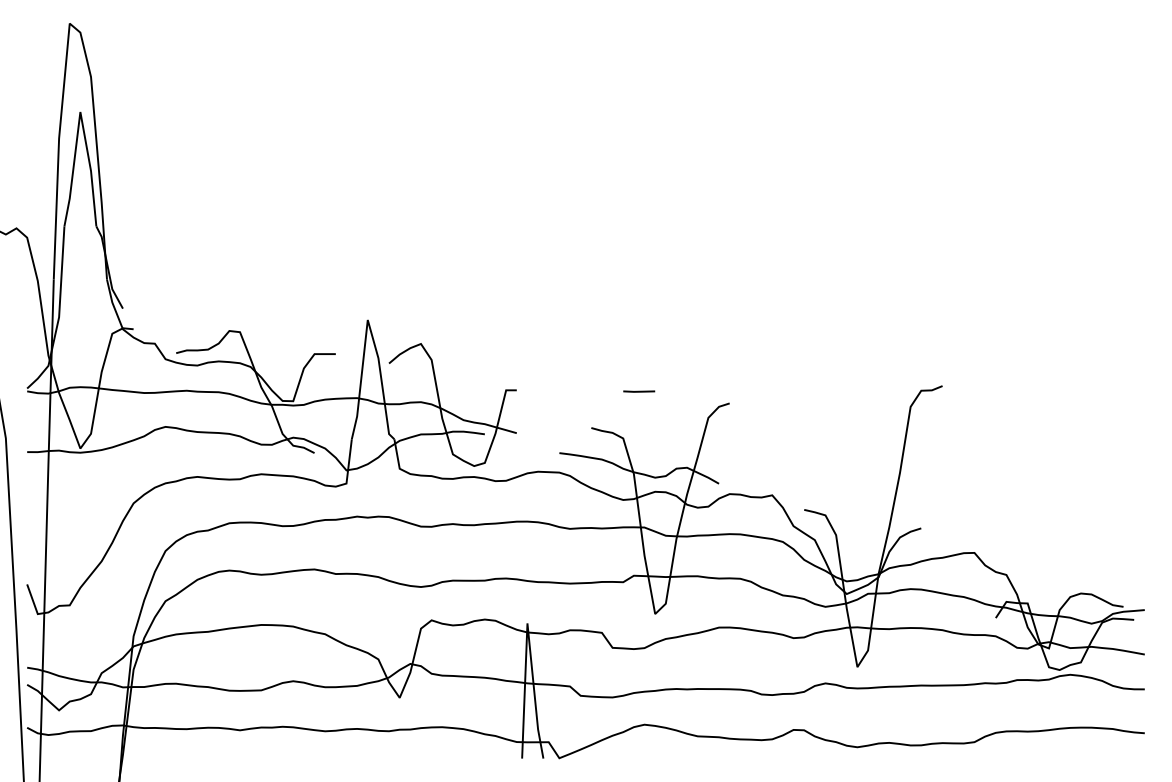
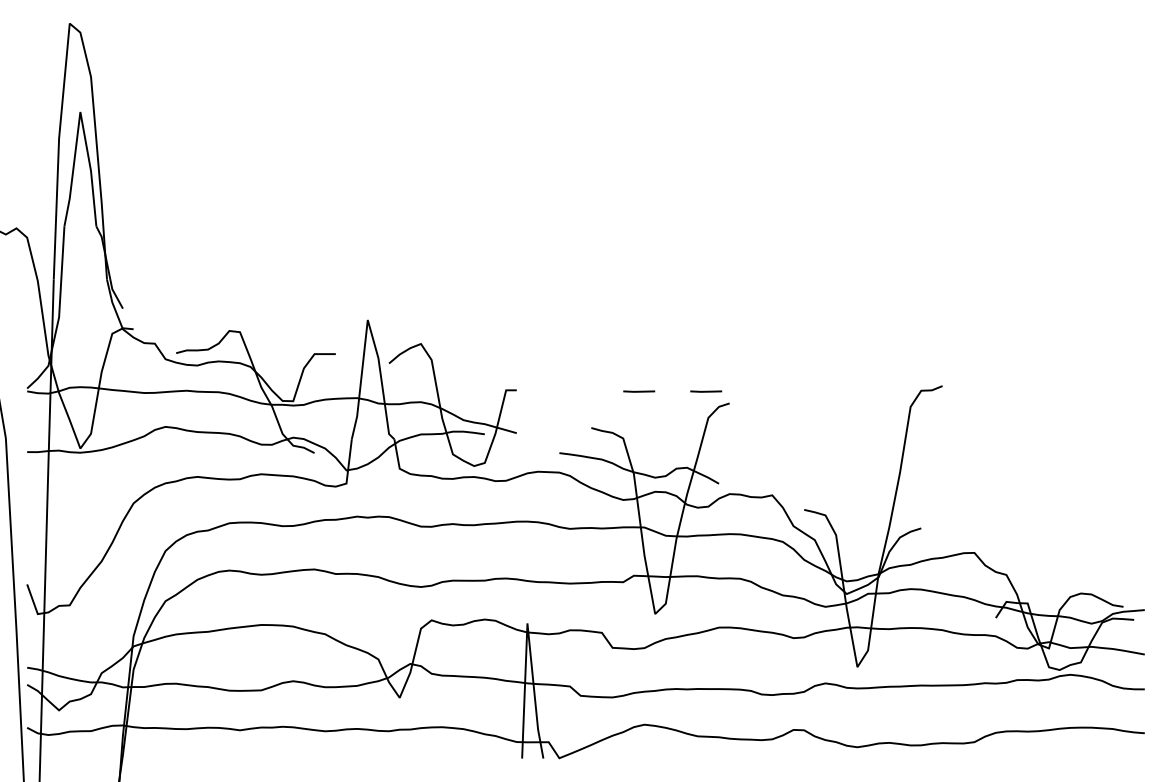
line: none -> present (706, 391)
